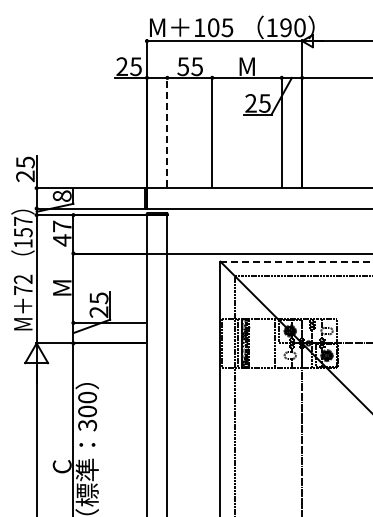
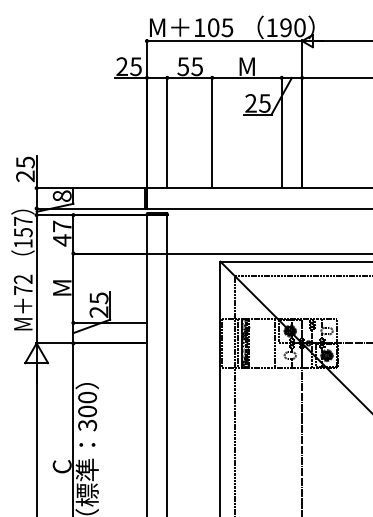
line: dashed -> solid (167, 131)
line: dashed -> solid (296, 261)
